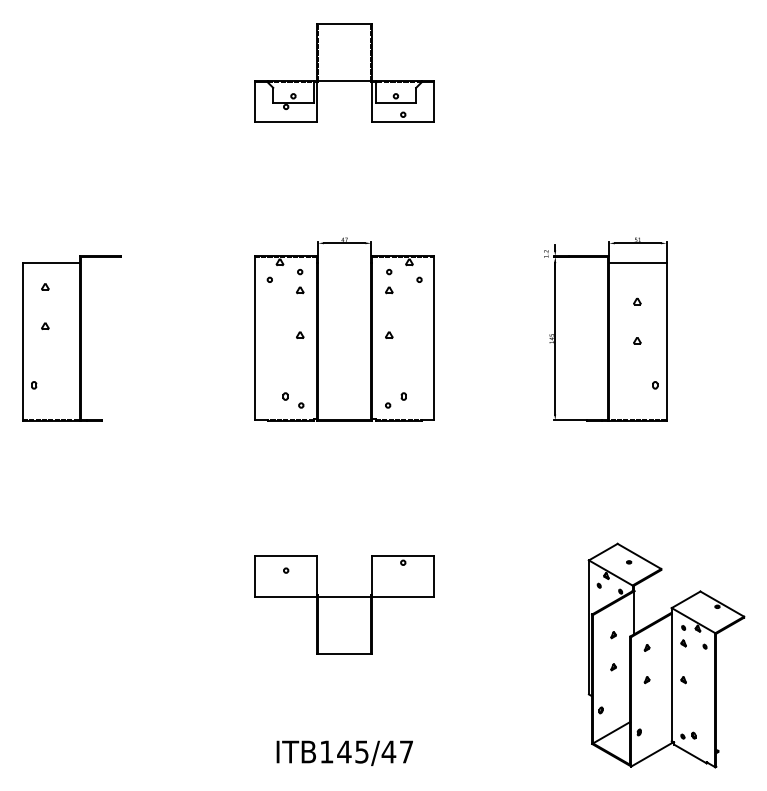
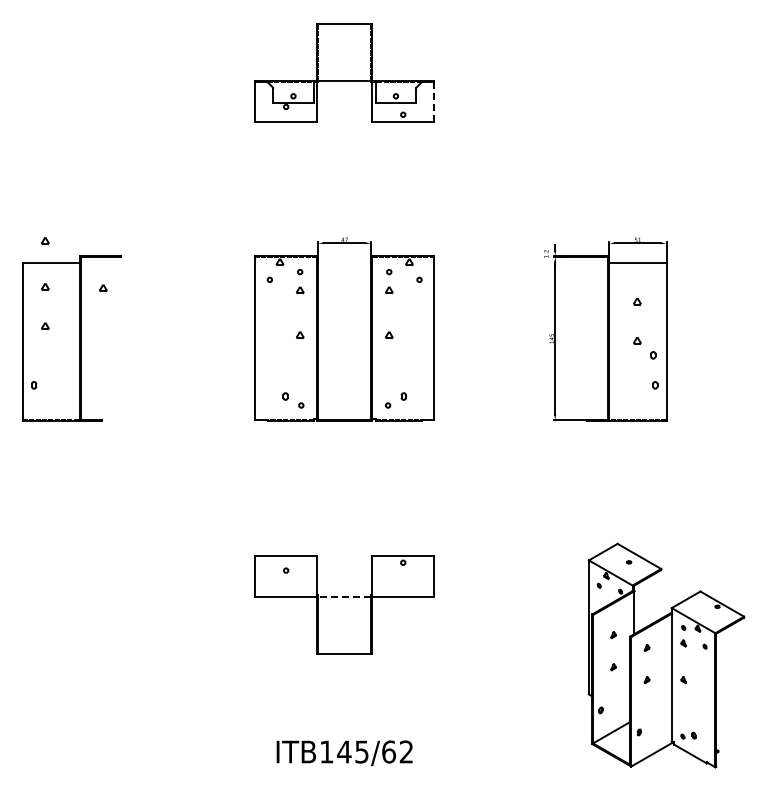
line: solid -> dashed (434, 101)
part: none -> present (45, 240)
part: none -> present (103, 287)
part: none -> present (653, 355)
line: solid -> dashed (344, 596)
text: ITB145/47 -> ITB145/62 (396, 751)
